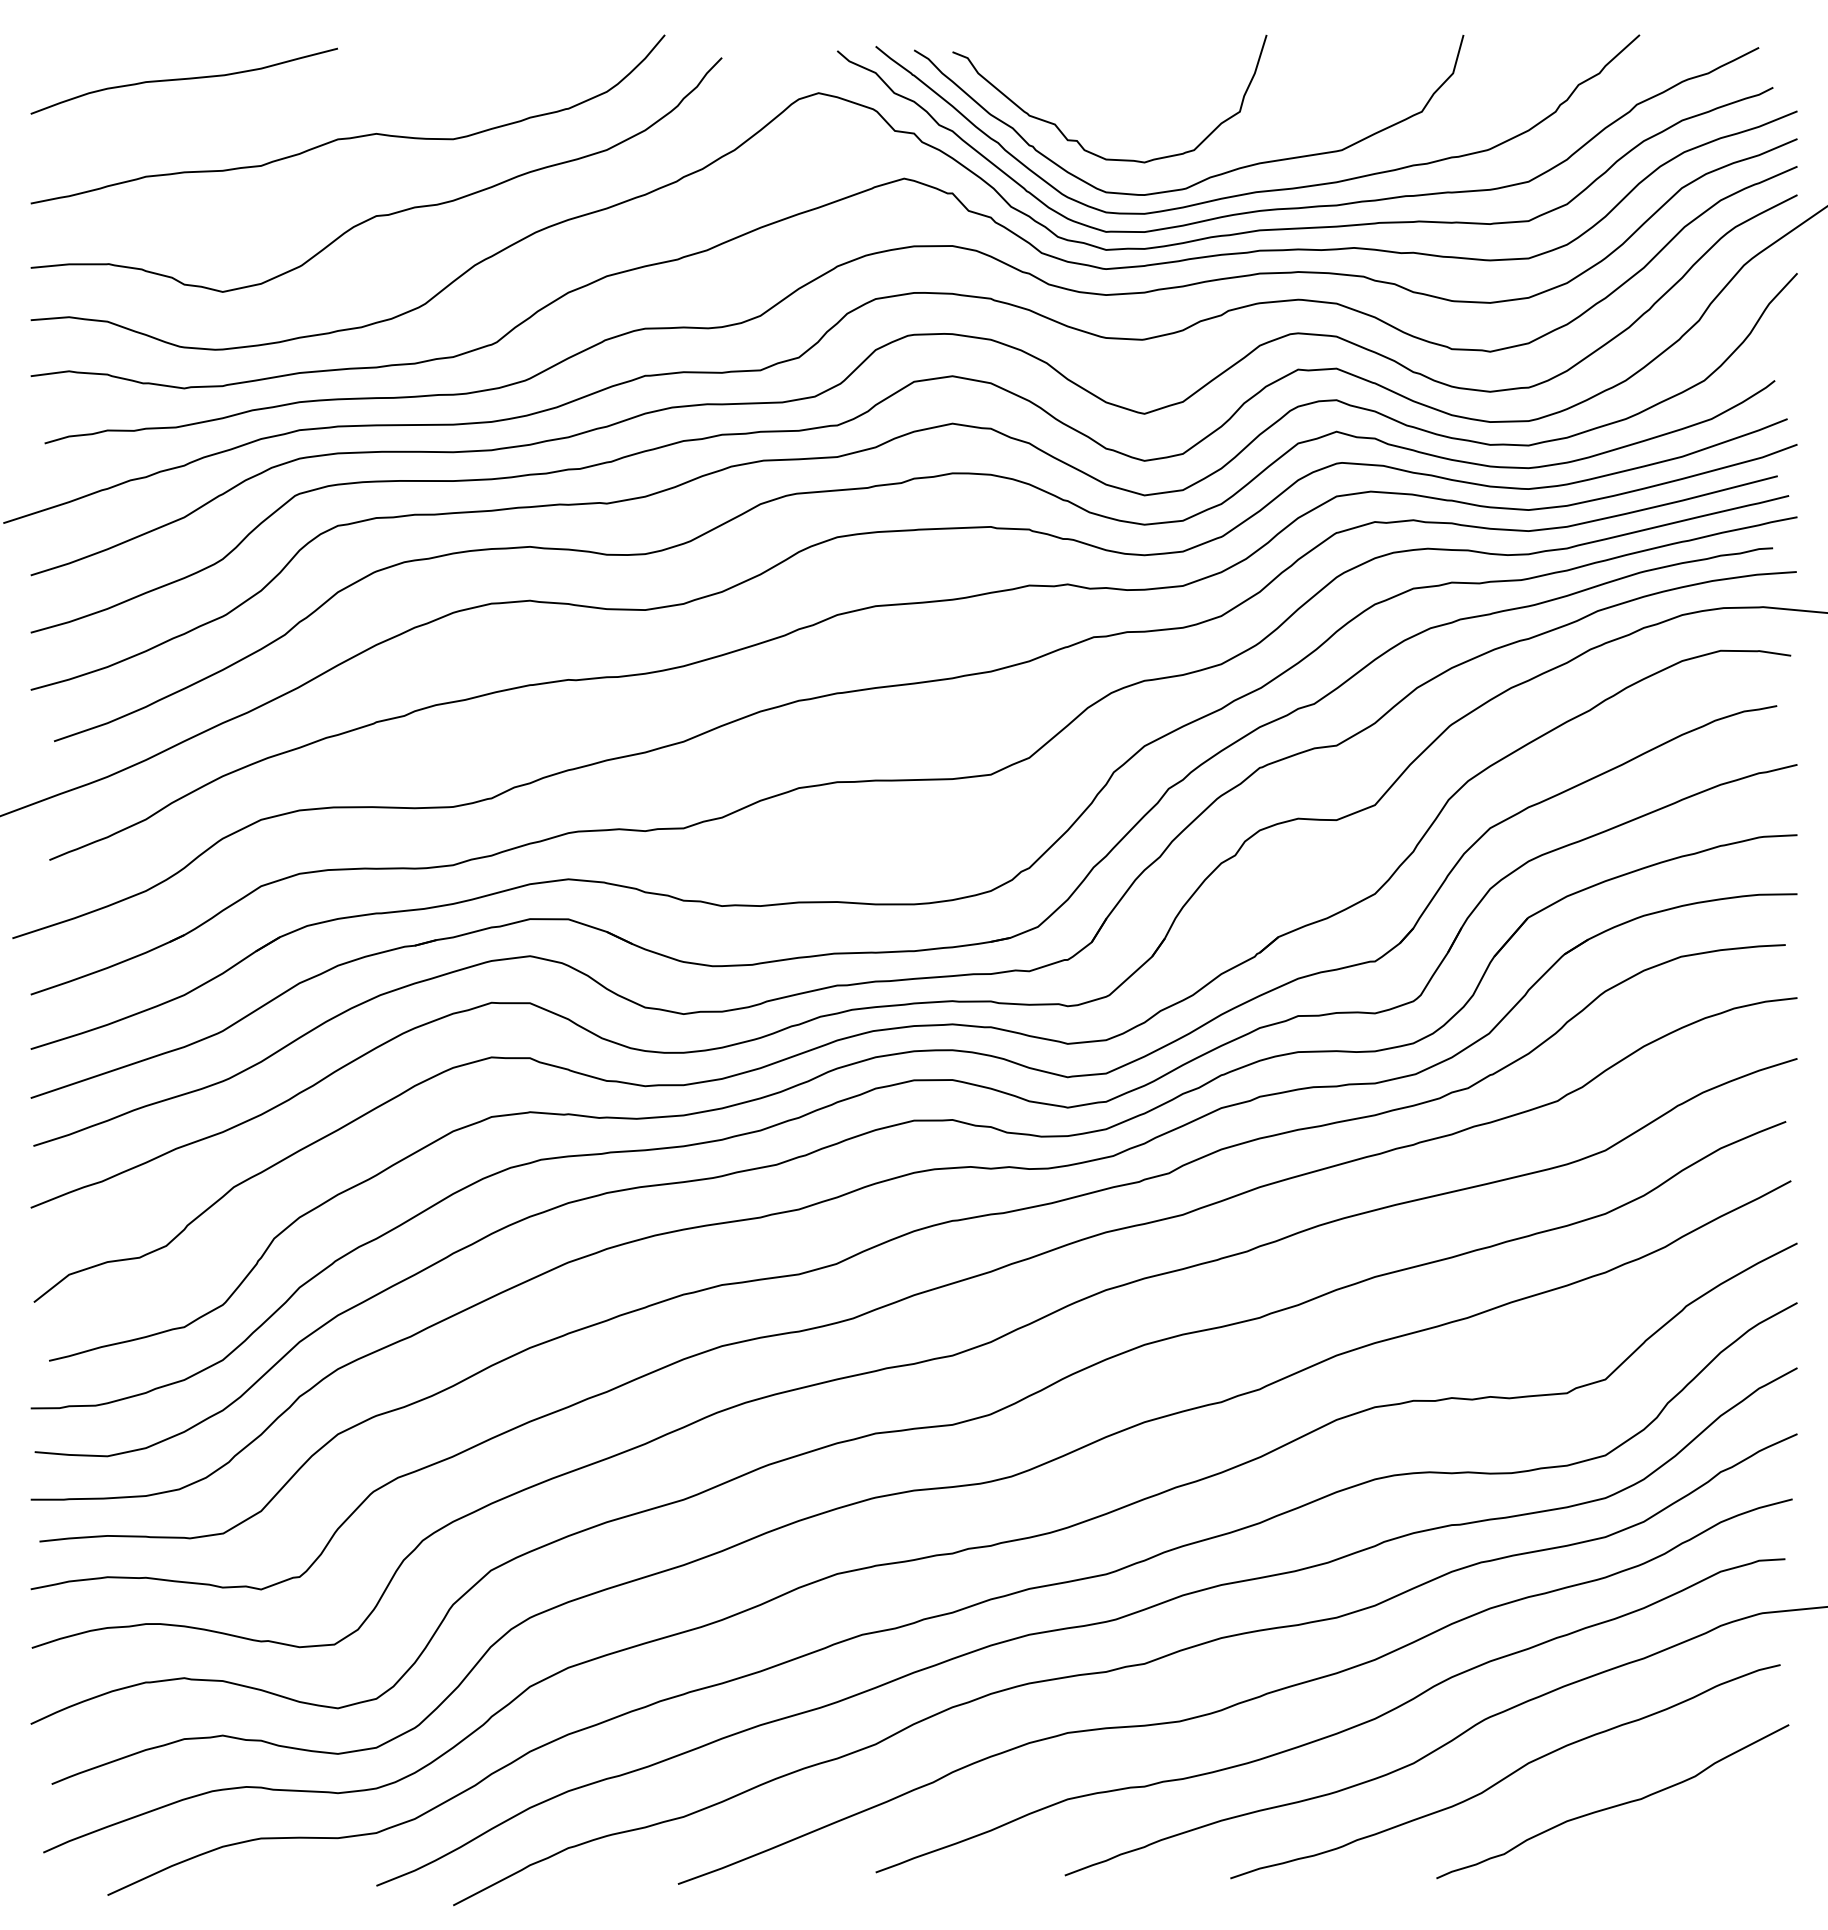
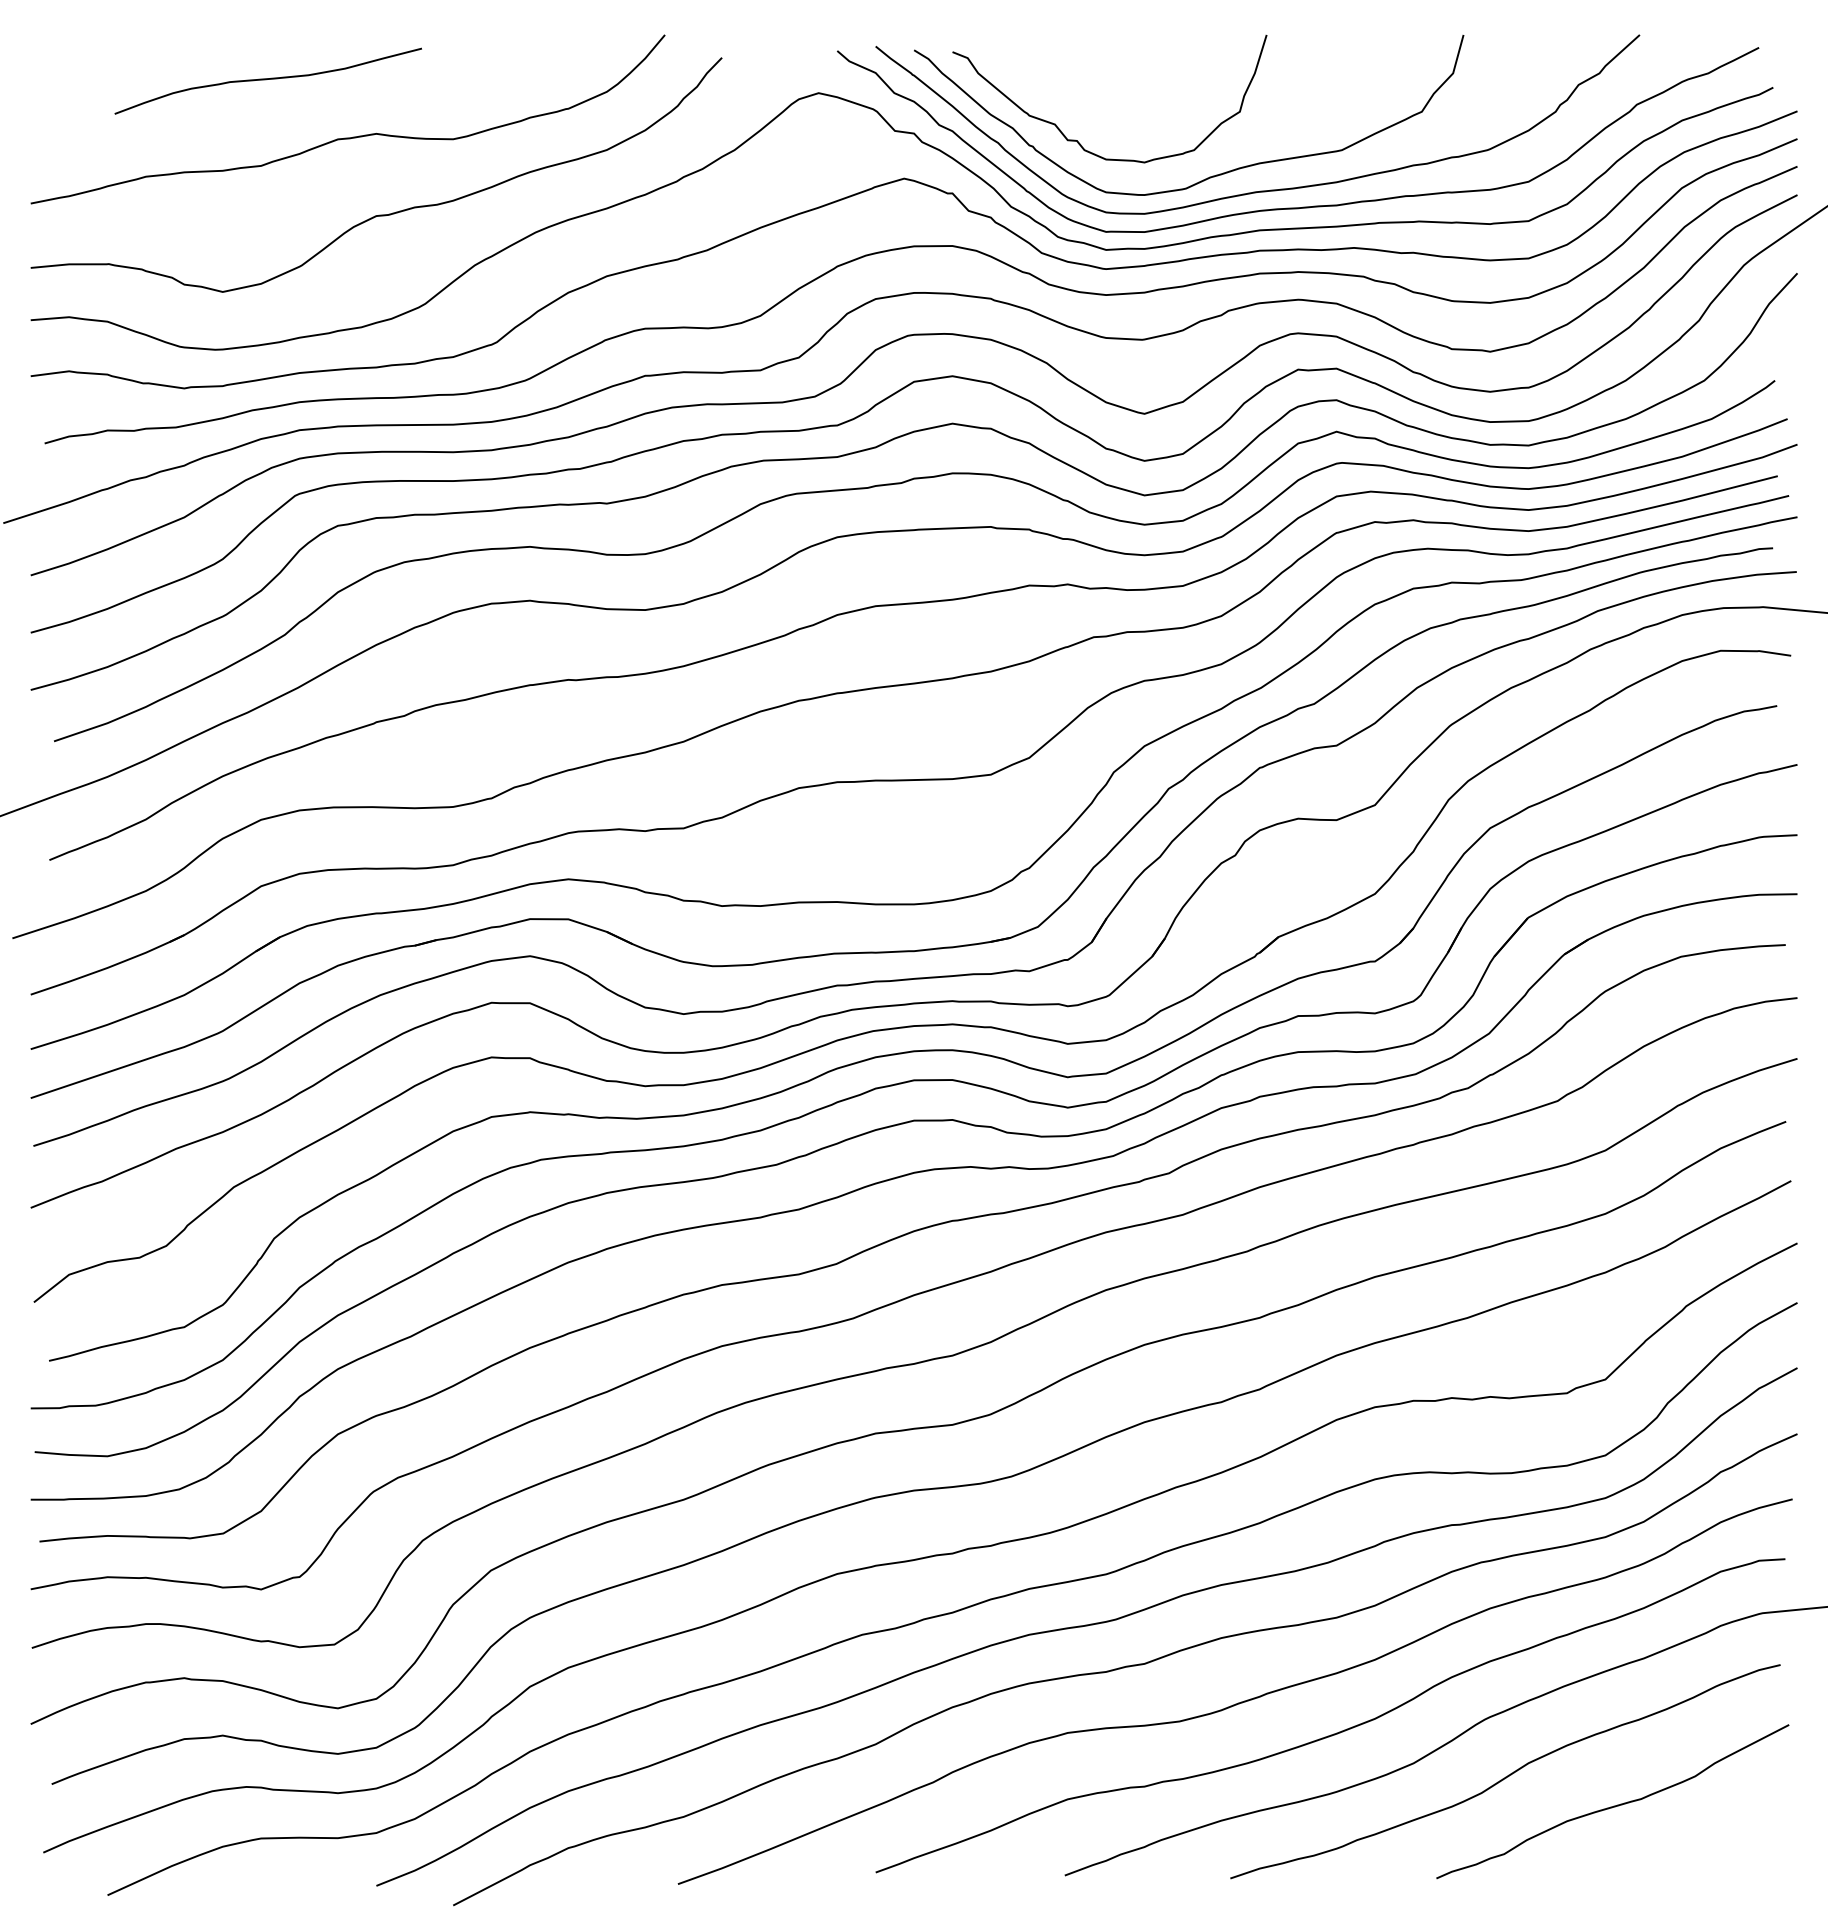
curve position: (183, 79) -> (267, 79) (267, 79)
